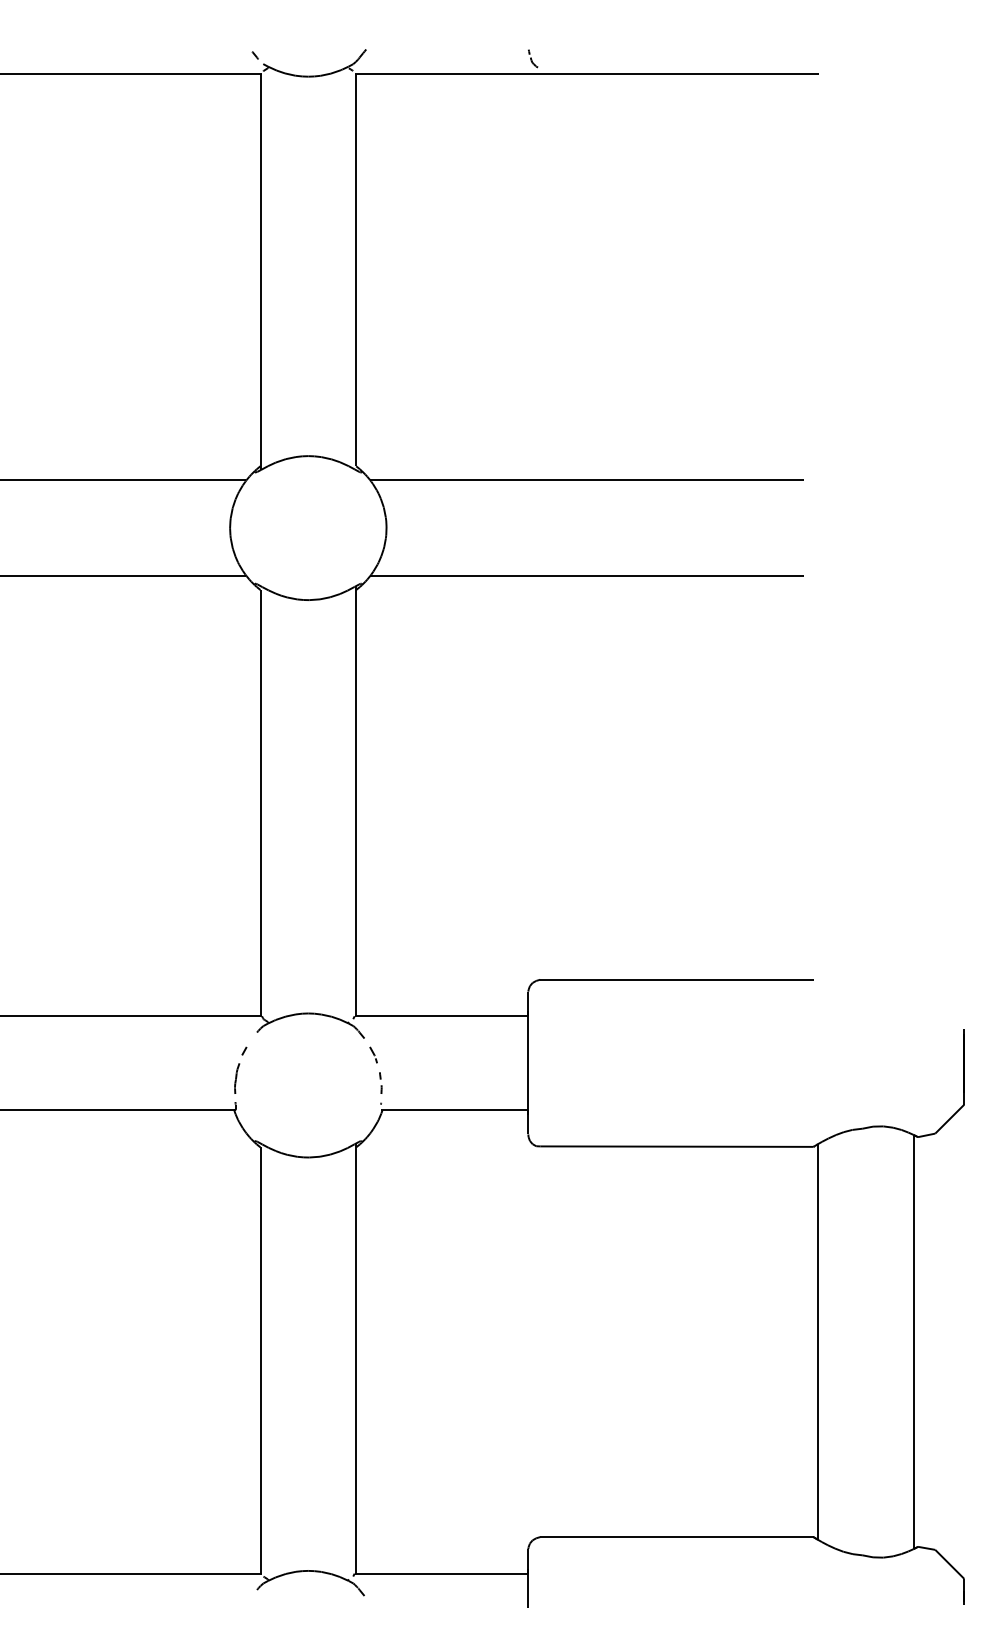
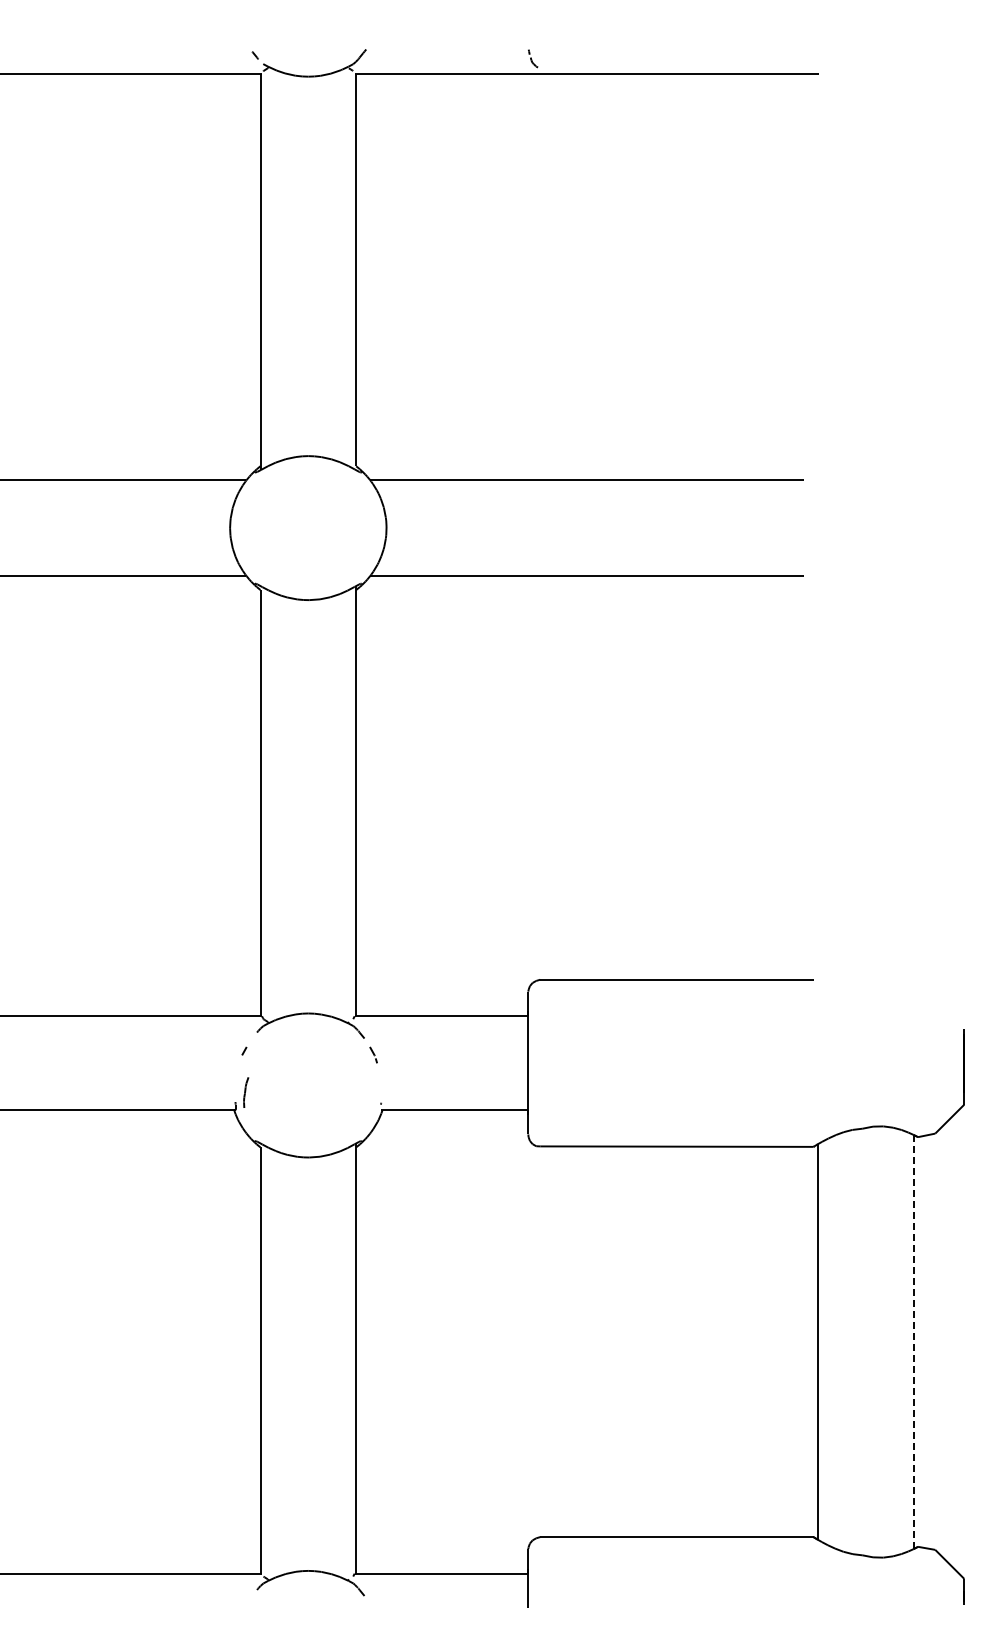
part position: (237, 1078) -> (246, 1092) (246, 1092)
part: present -> none (380, 1082)
line: solid -> dashed (913, 1342)
